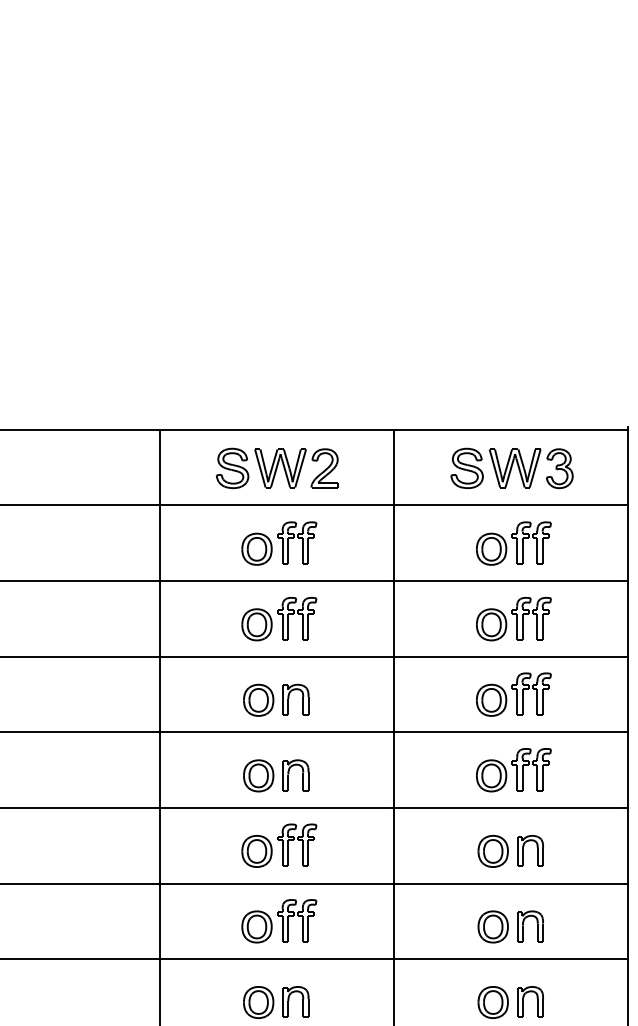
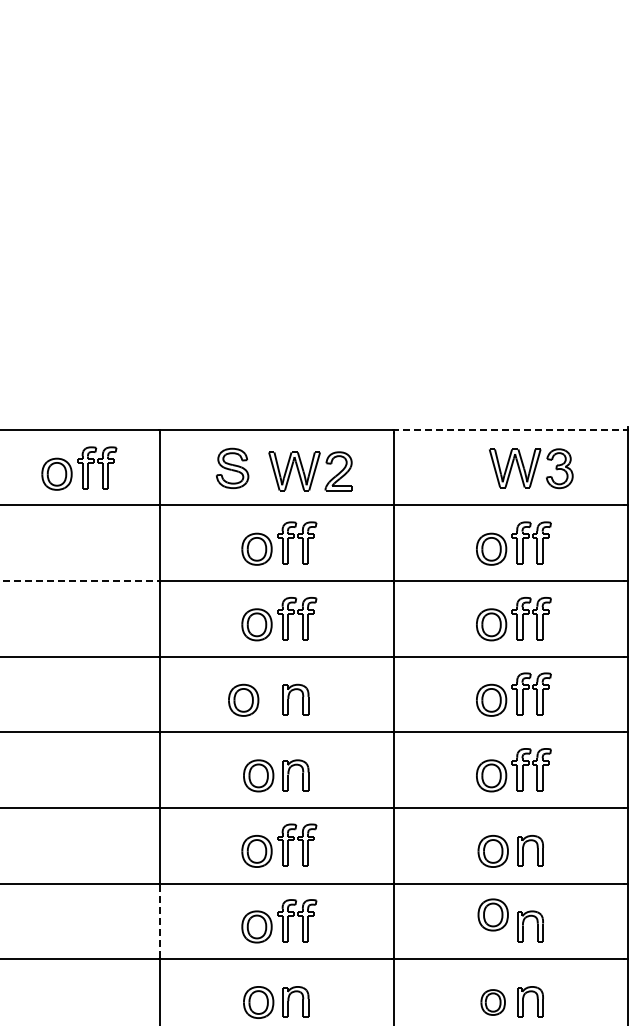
line: solid -> dashed (508, 429)
part: none -> present (79, 468)
part position: (296, 468) -> (310, 471) (310, 471)
part: present -> none (466, 468)
line: solid -> dashed (80, 580)
part position: (258, 699) -> (243, 699) (243, 699)
line: solid -> dashed (159, 920)
part position: (492, 926) -> (492, 914) (492, 914)
part size: 32x33 px -> 26x27 px (492, 1002)
